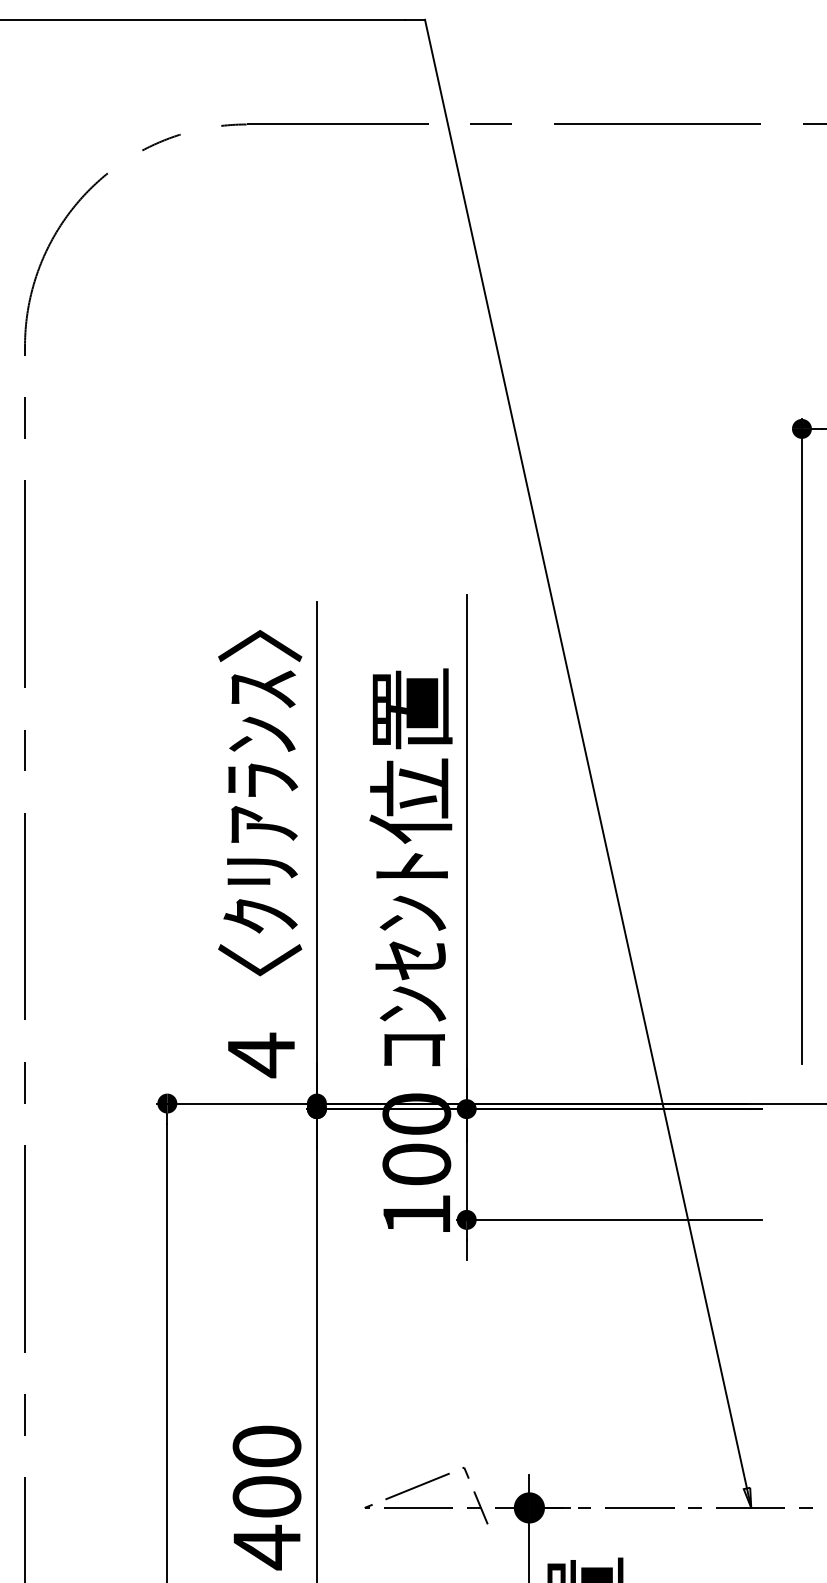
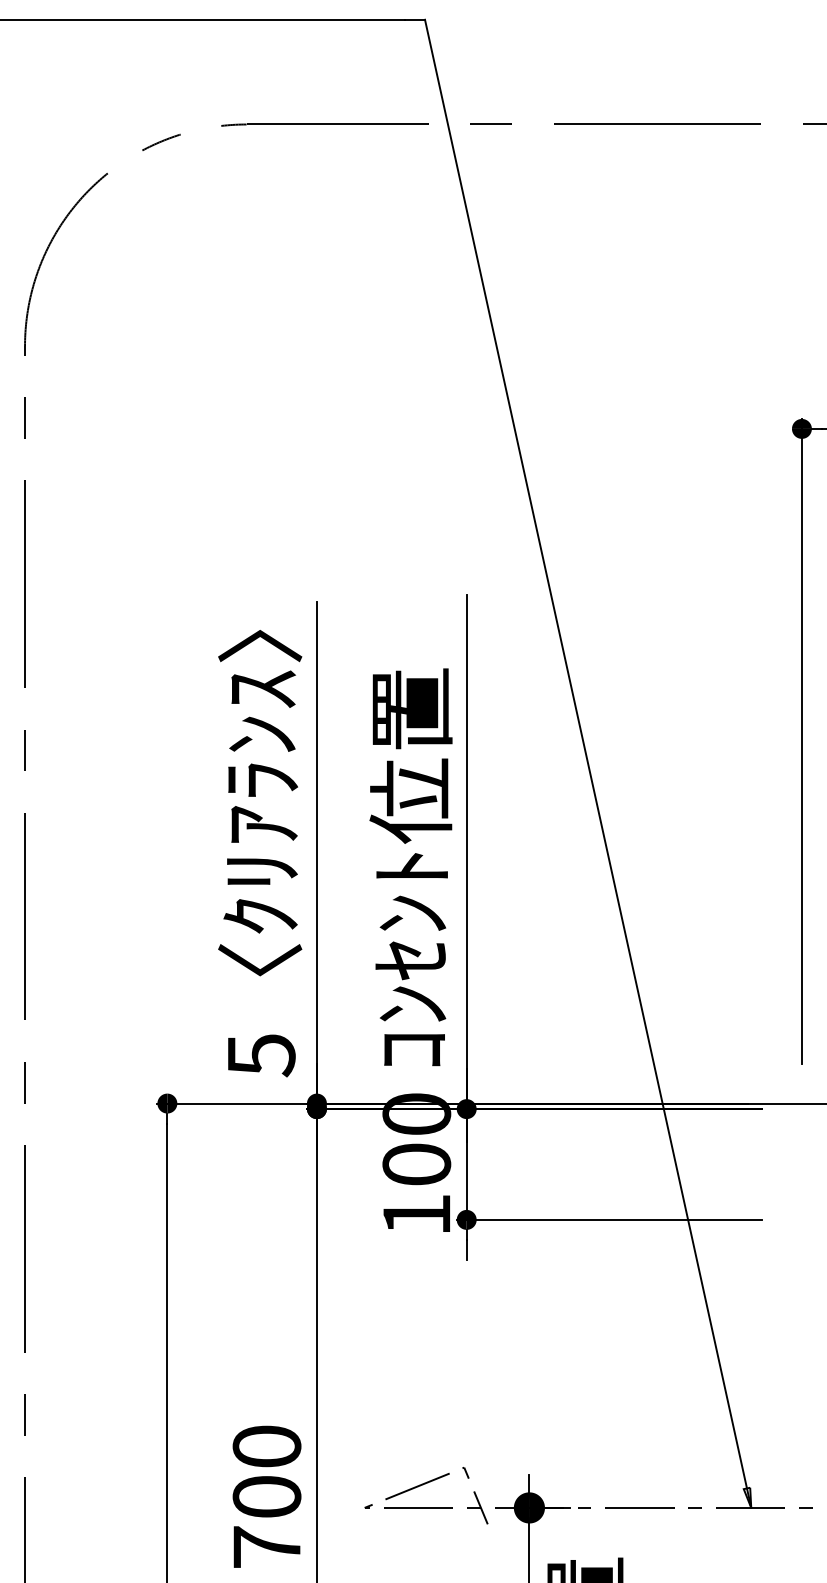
text: 4 -> 5 (261, 1055)
text: 400 -> 700 (266, 1547)
